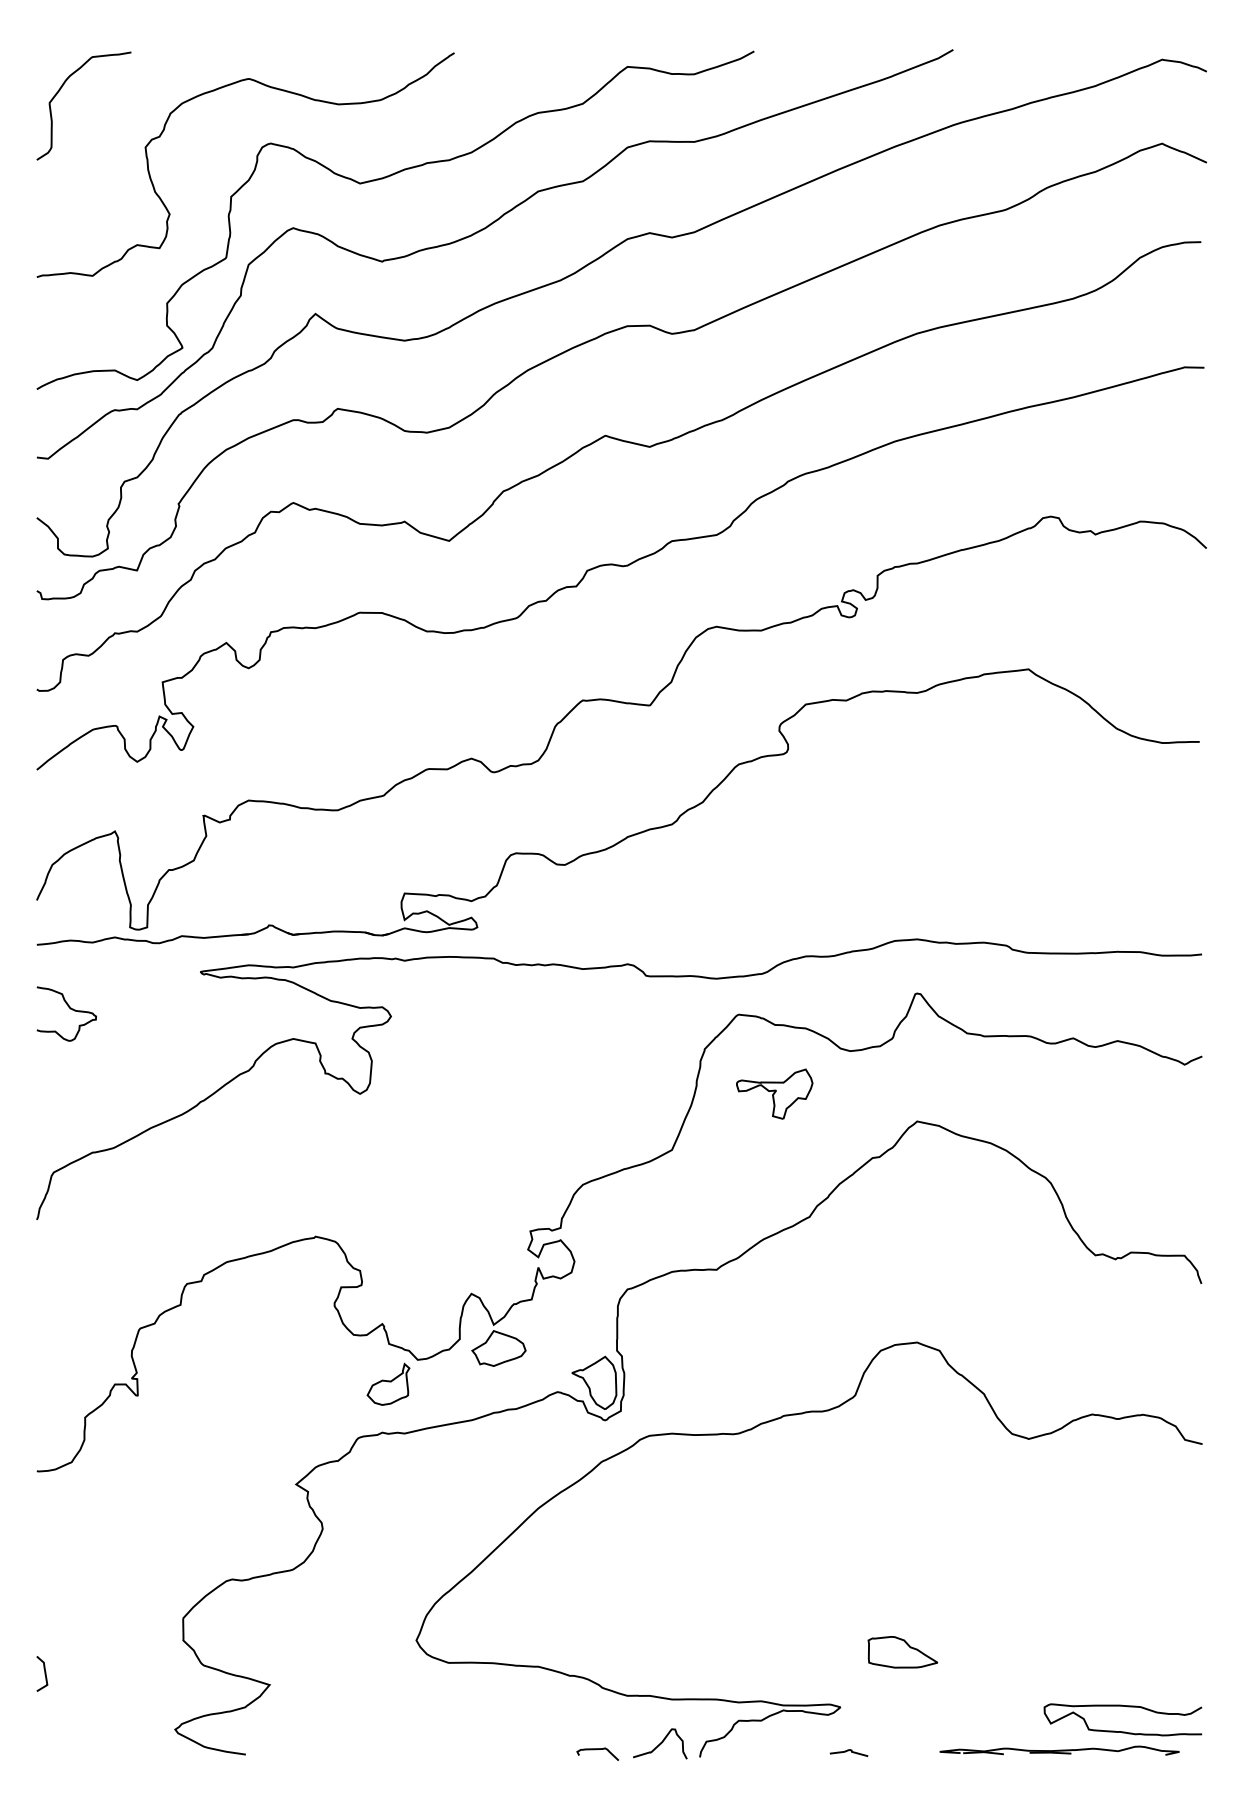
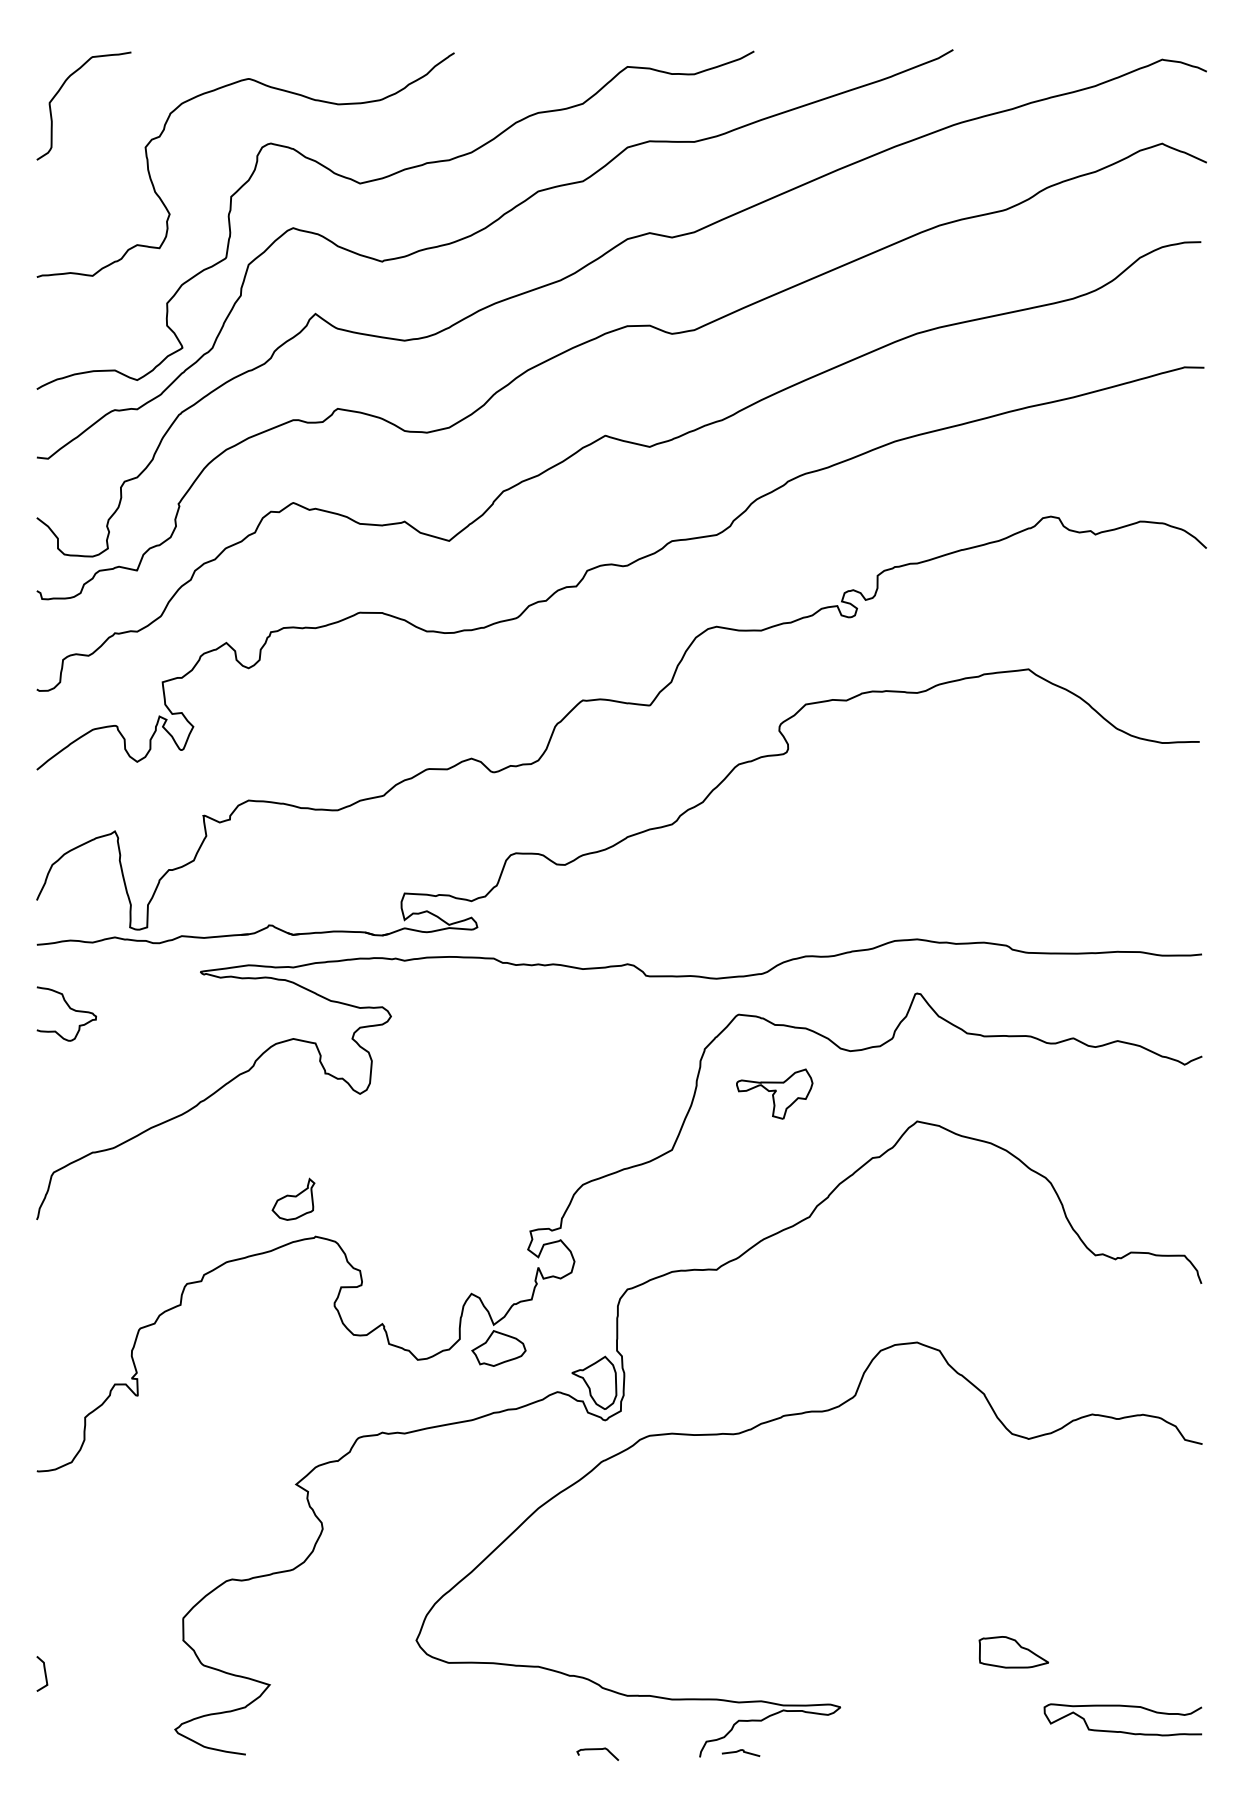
part position: (388, 1383) -> (293, 1198) (293, 1198)
part position: (902, 1652) -> (1013, 1652) (1013, 1652)
curve: present -> none (660, 1743)
part: present -> none (1059, 1750)
curve position: (848, 1751) -> (740, 1751) (740, 1751)
